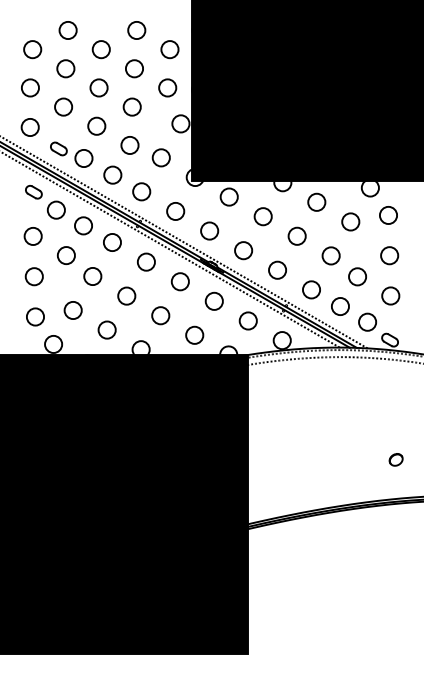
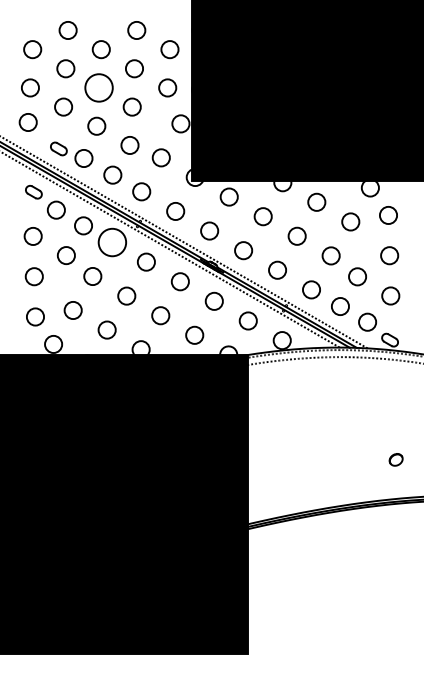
circle diameter: 17 px -> 27 px (98, 87)
circle position: (29, 127) -> (27, 122) (27, 122)
circle diameter: 17 px -> 27 px (112, 242)
